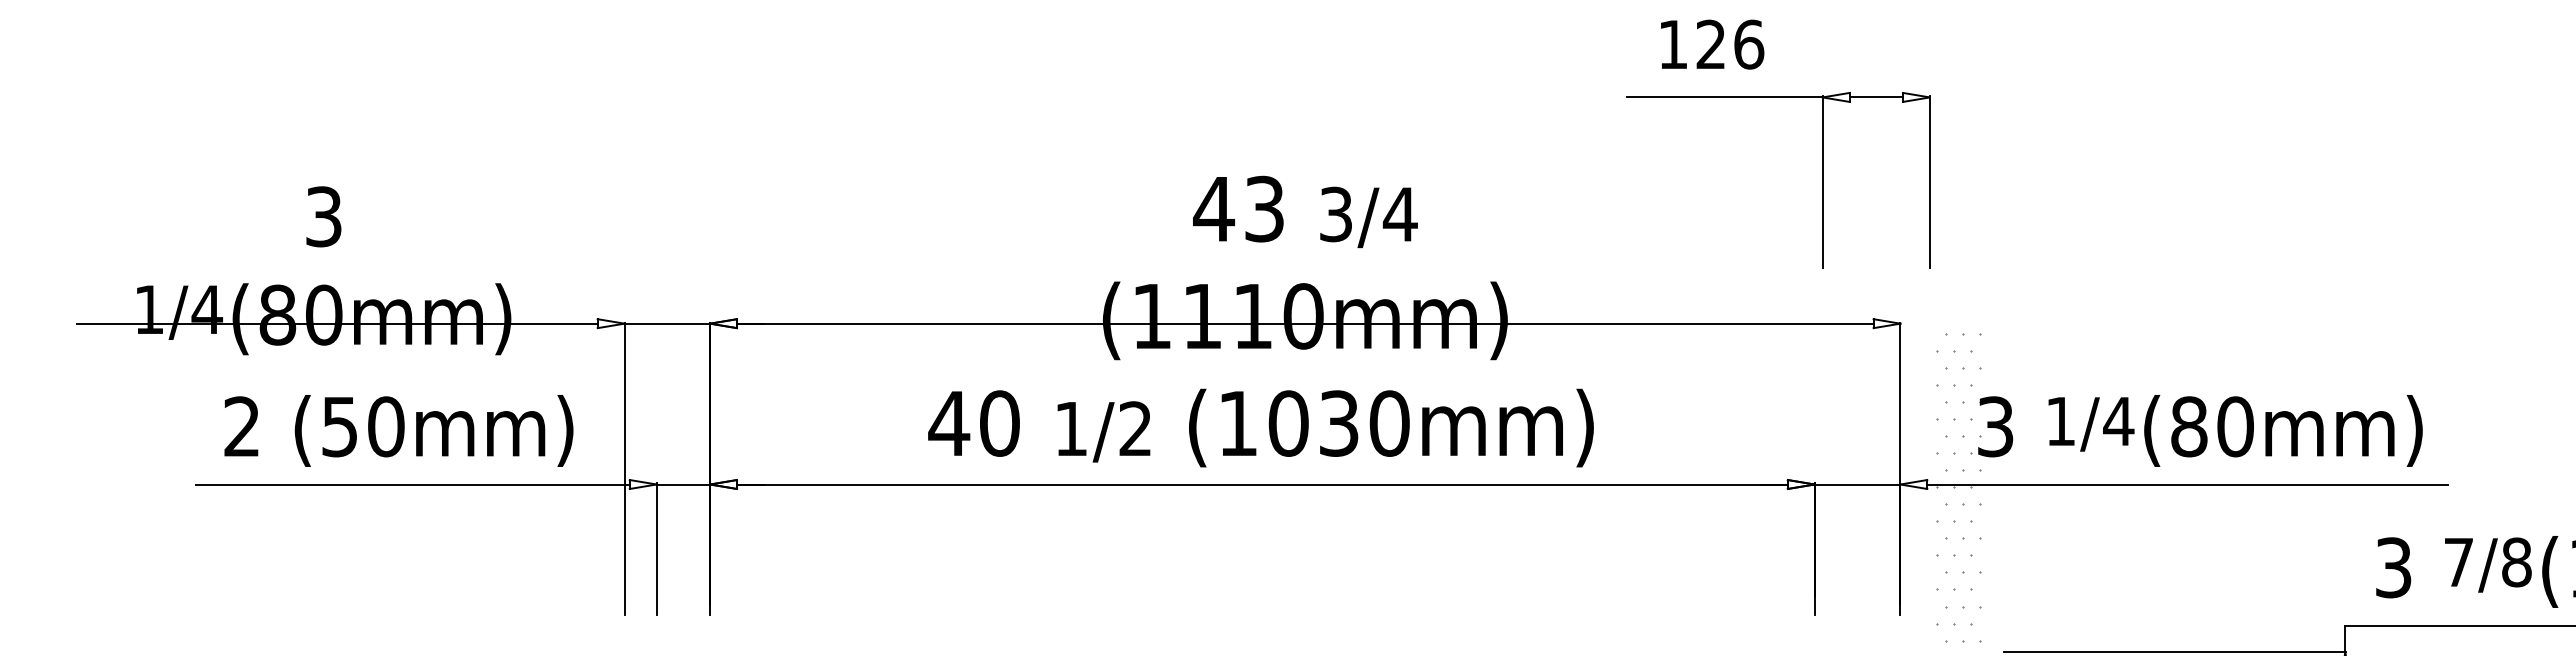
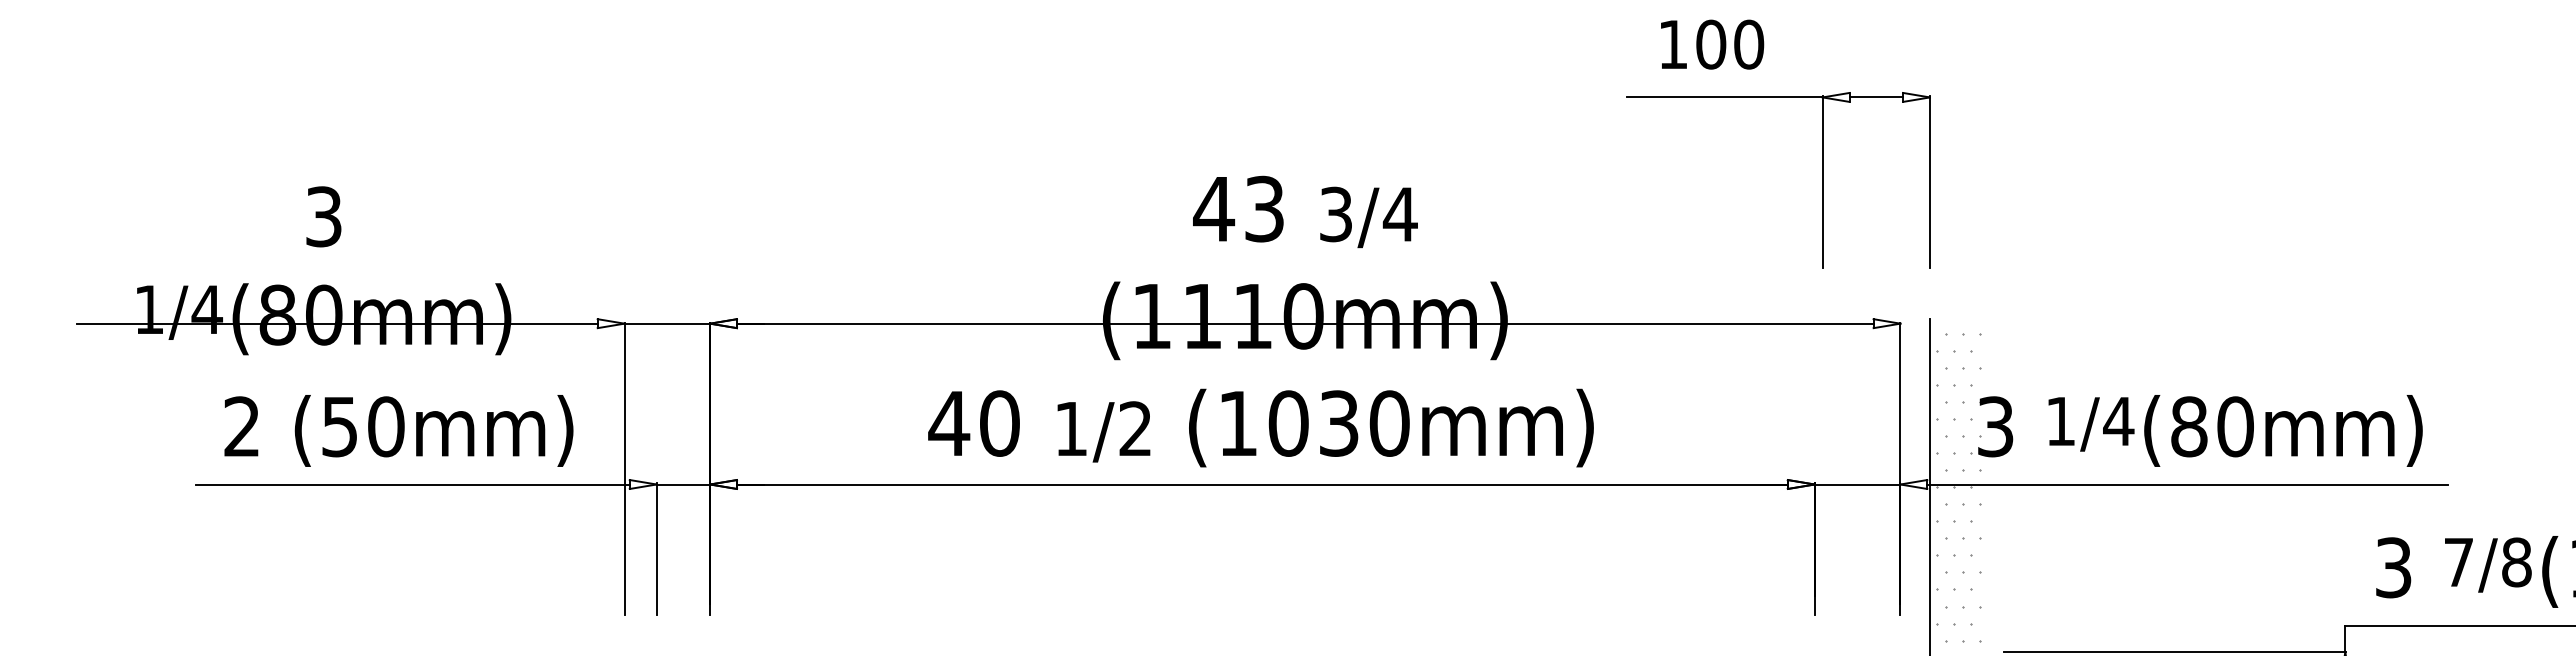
text: 126 -> 100 (1730, 44)
line: none -> present (1929, 485)
